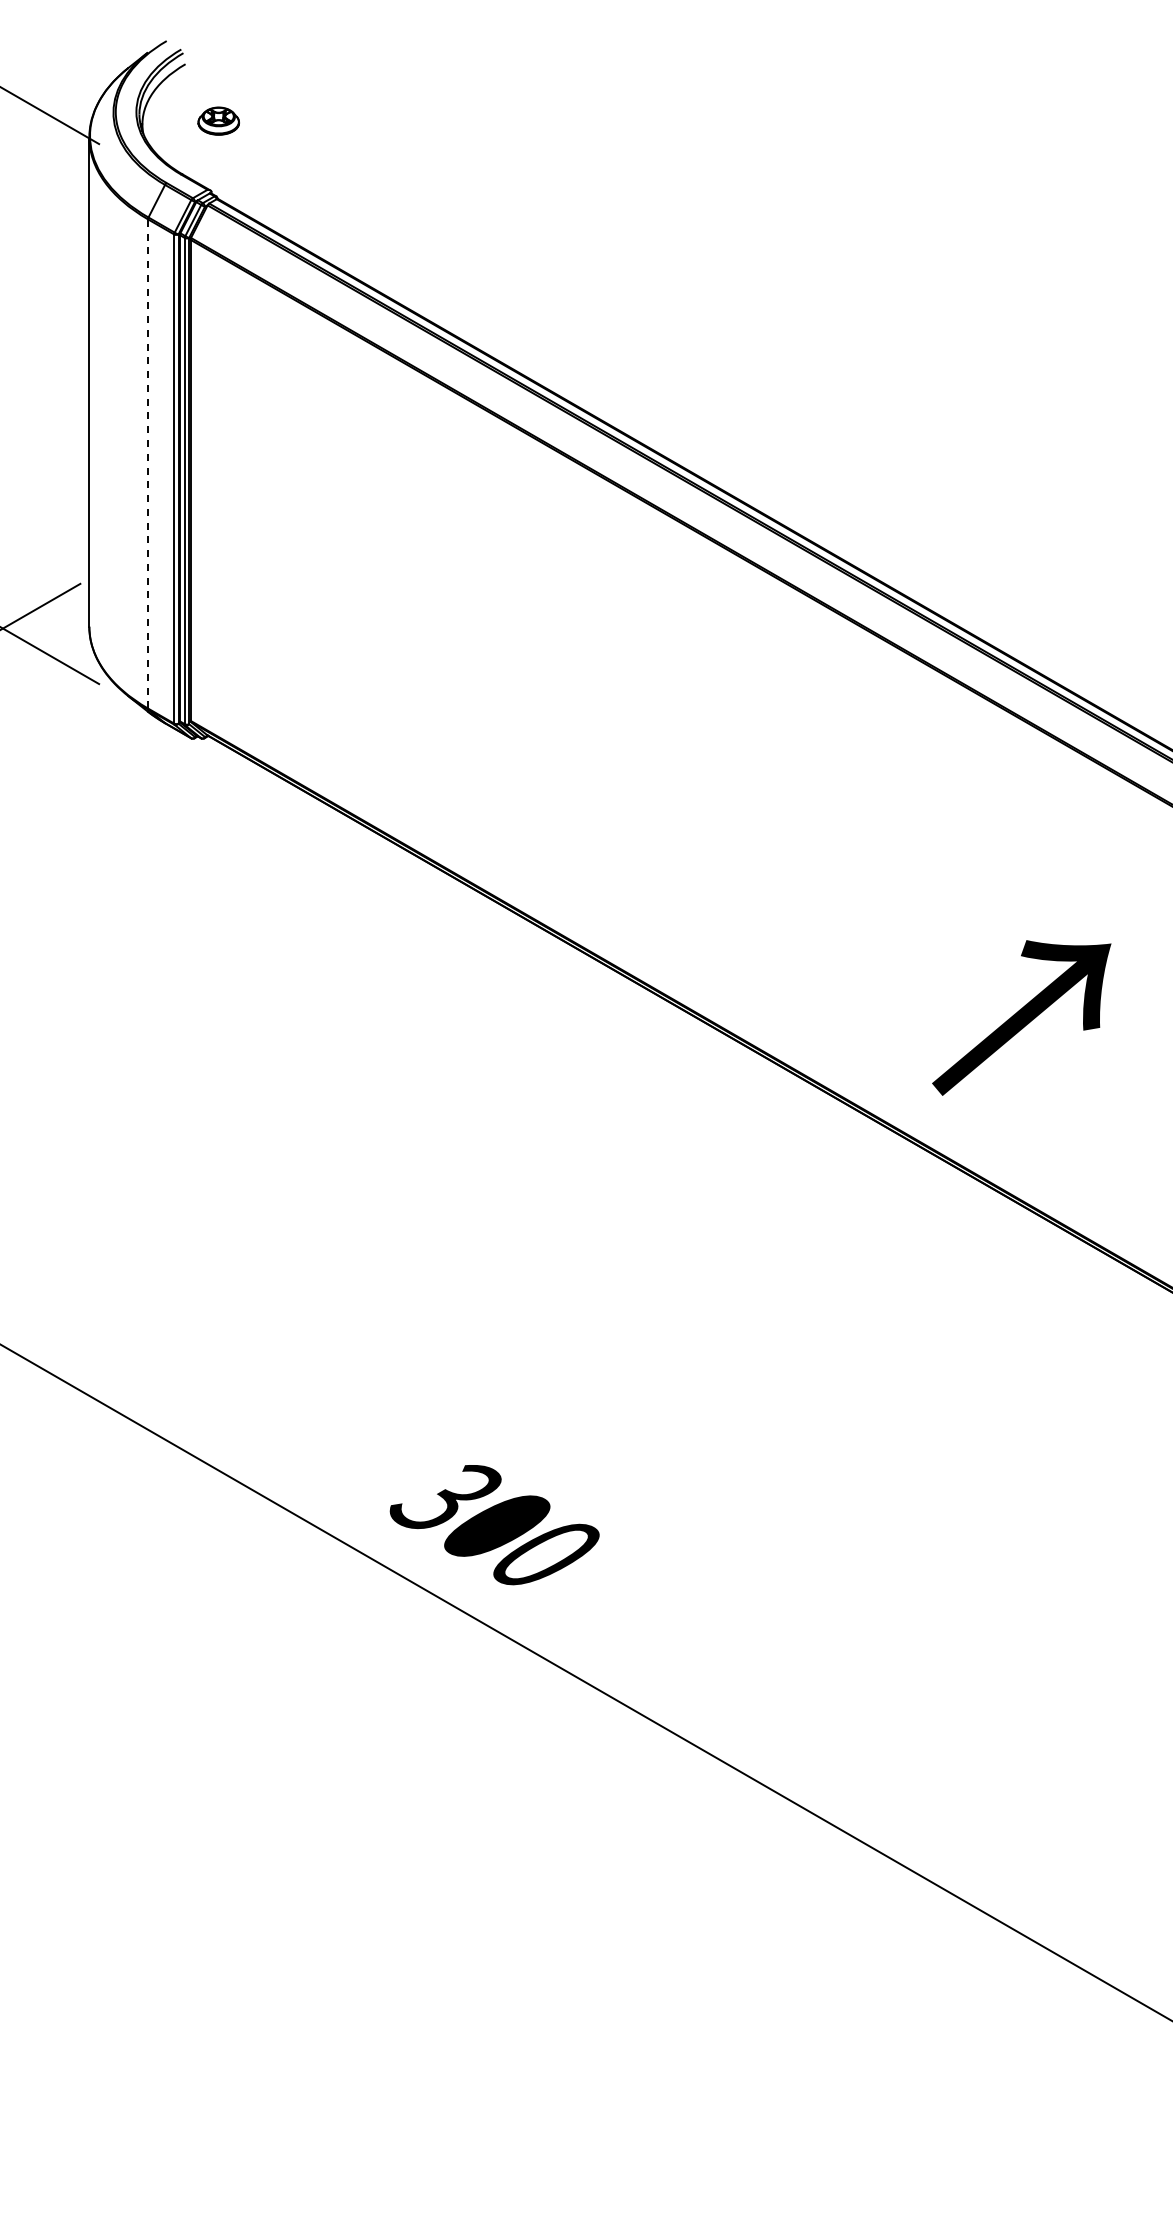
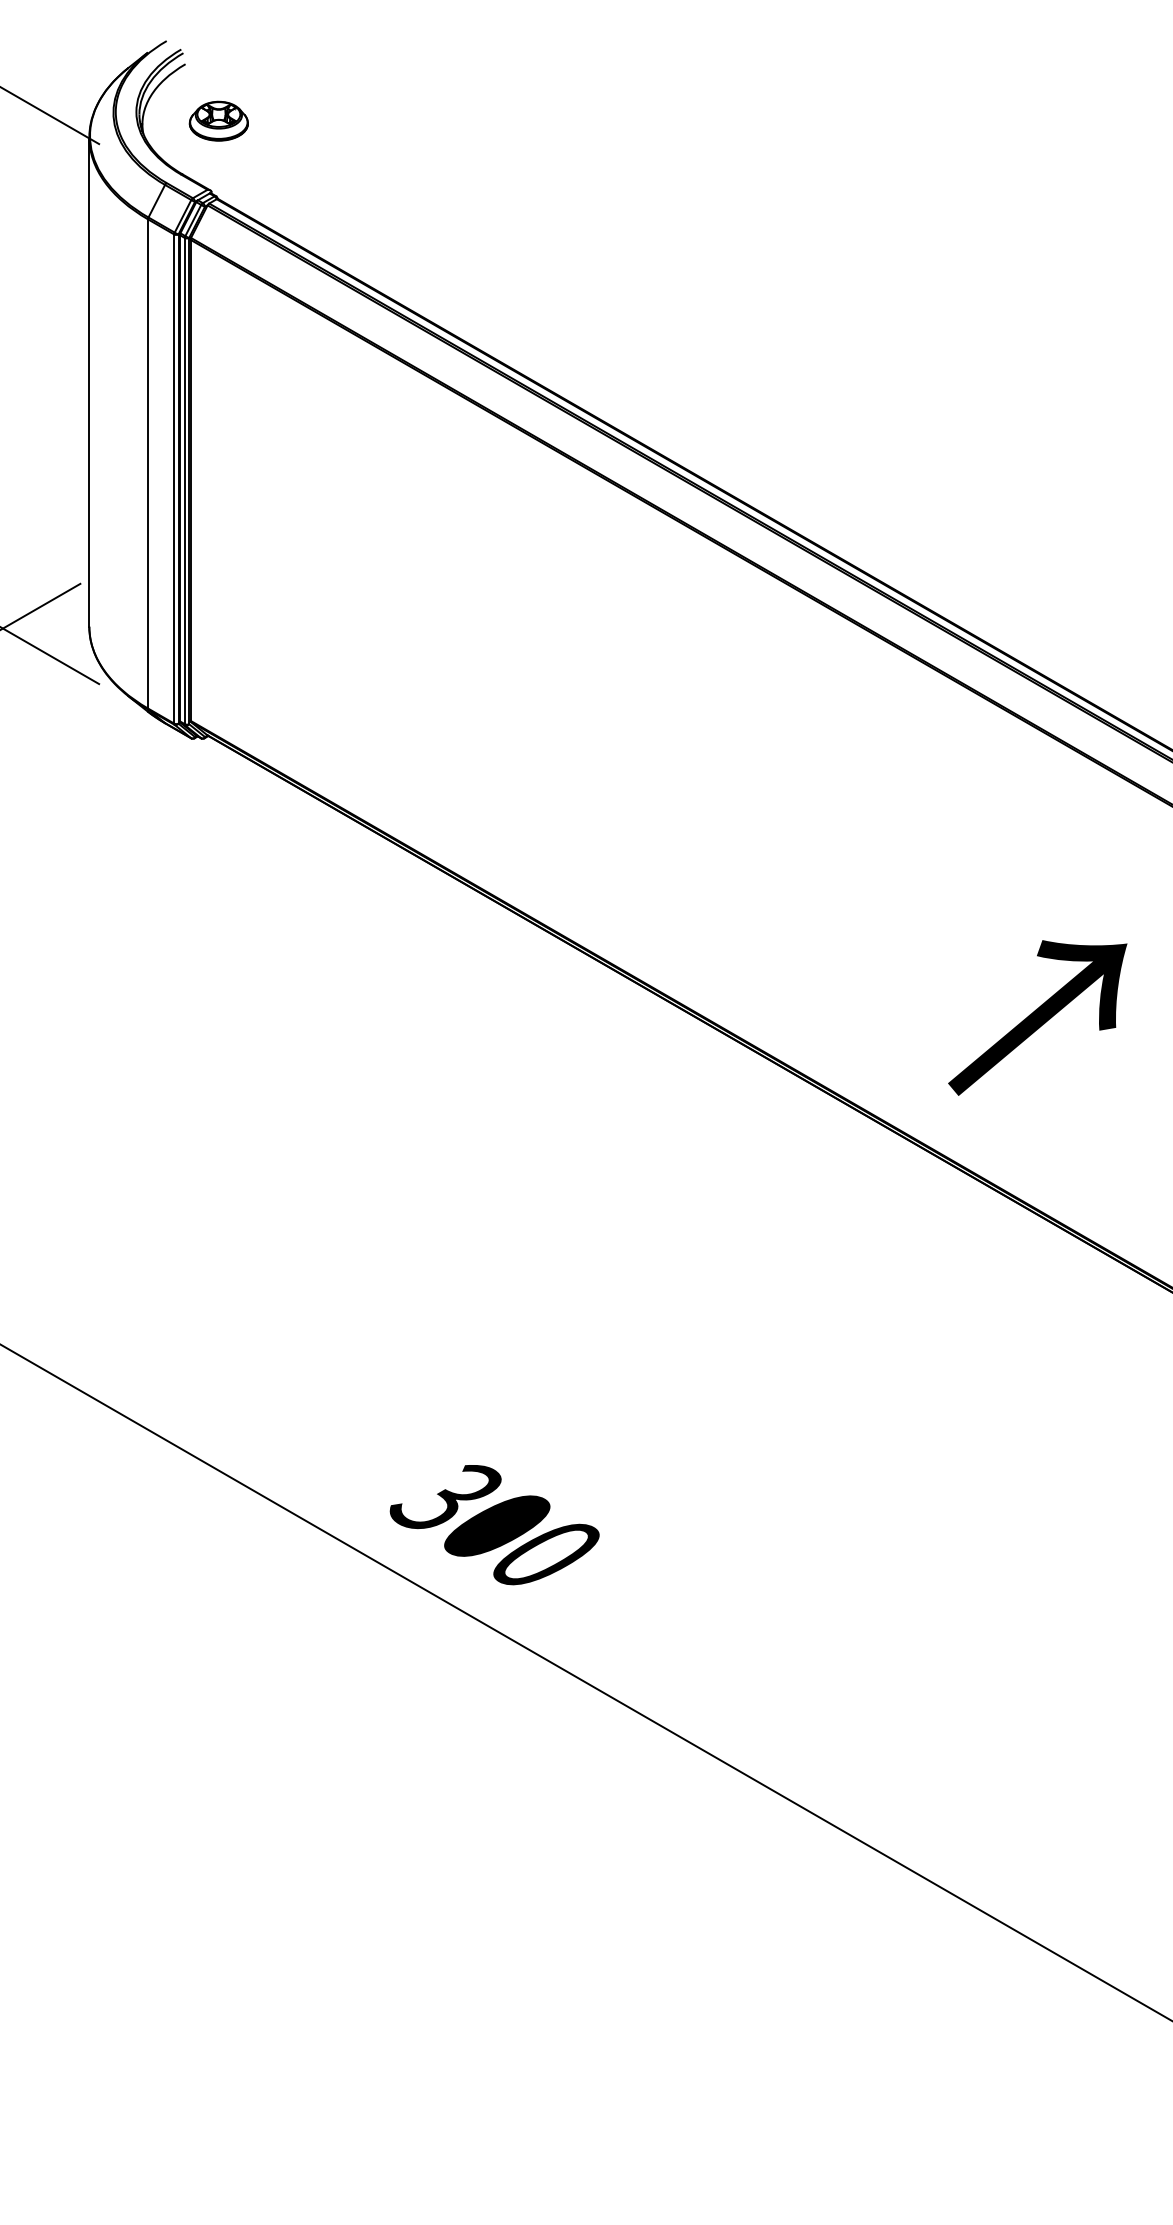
part size: 43x30 px -> 61x42 px (218, 120)
line: dashed -> solid (148, 463)
text position: (1021, 1017) -> (1037, 1017) (1037, 1017)
